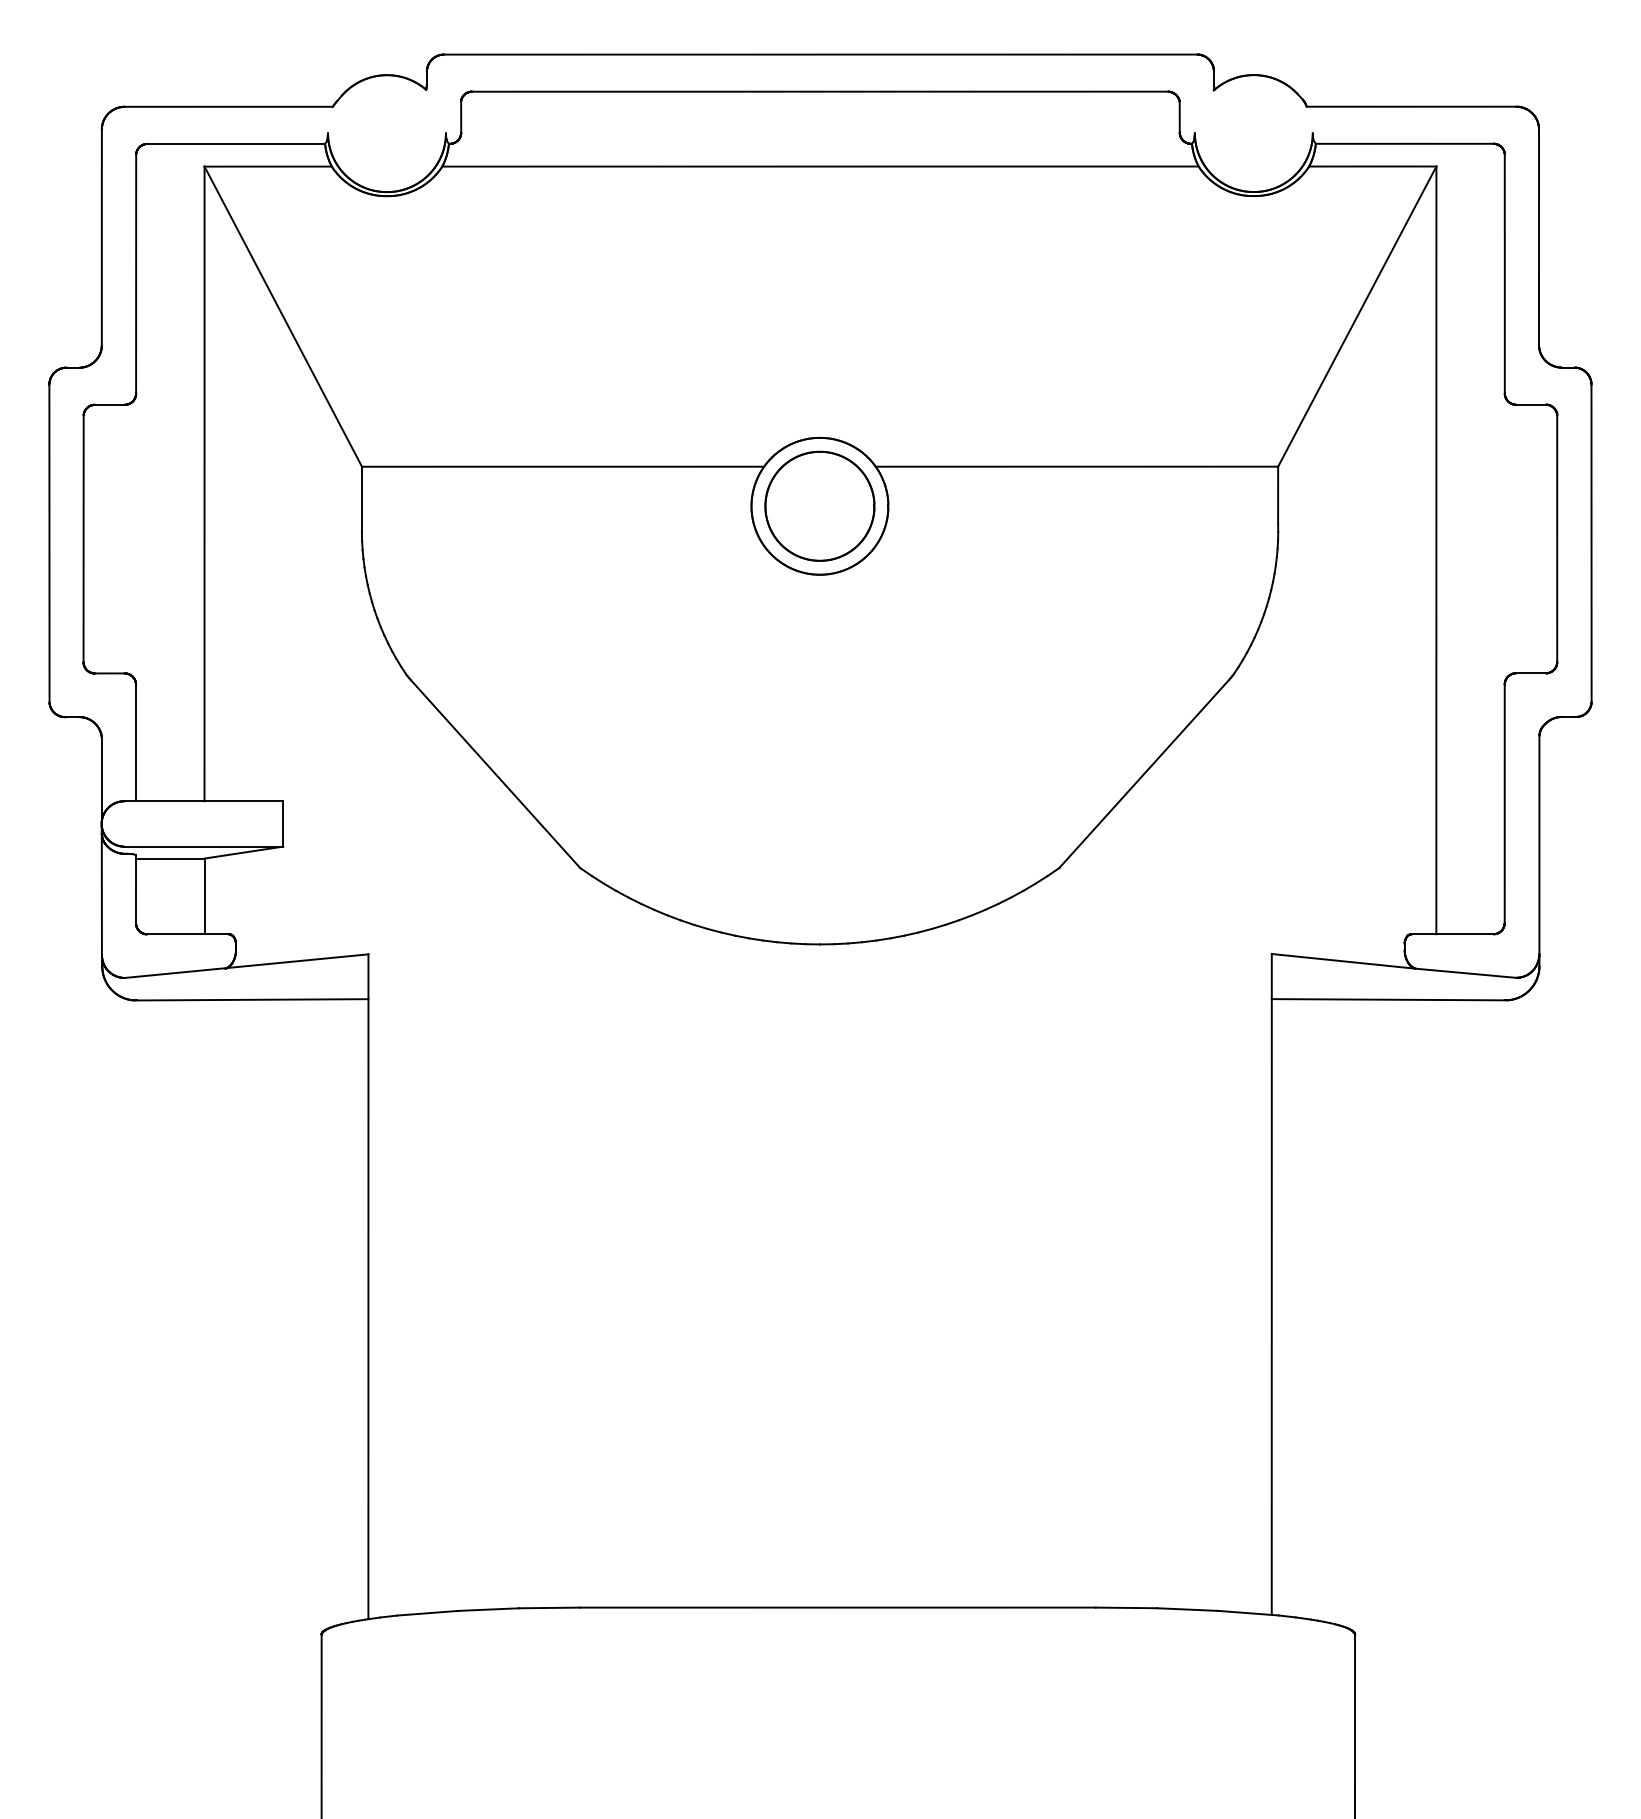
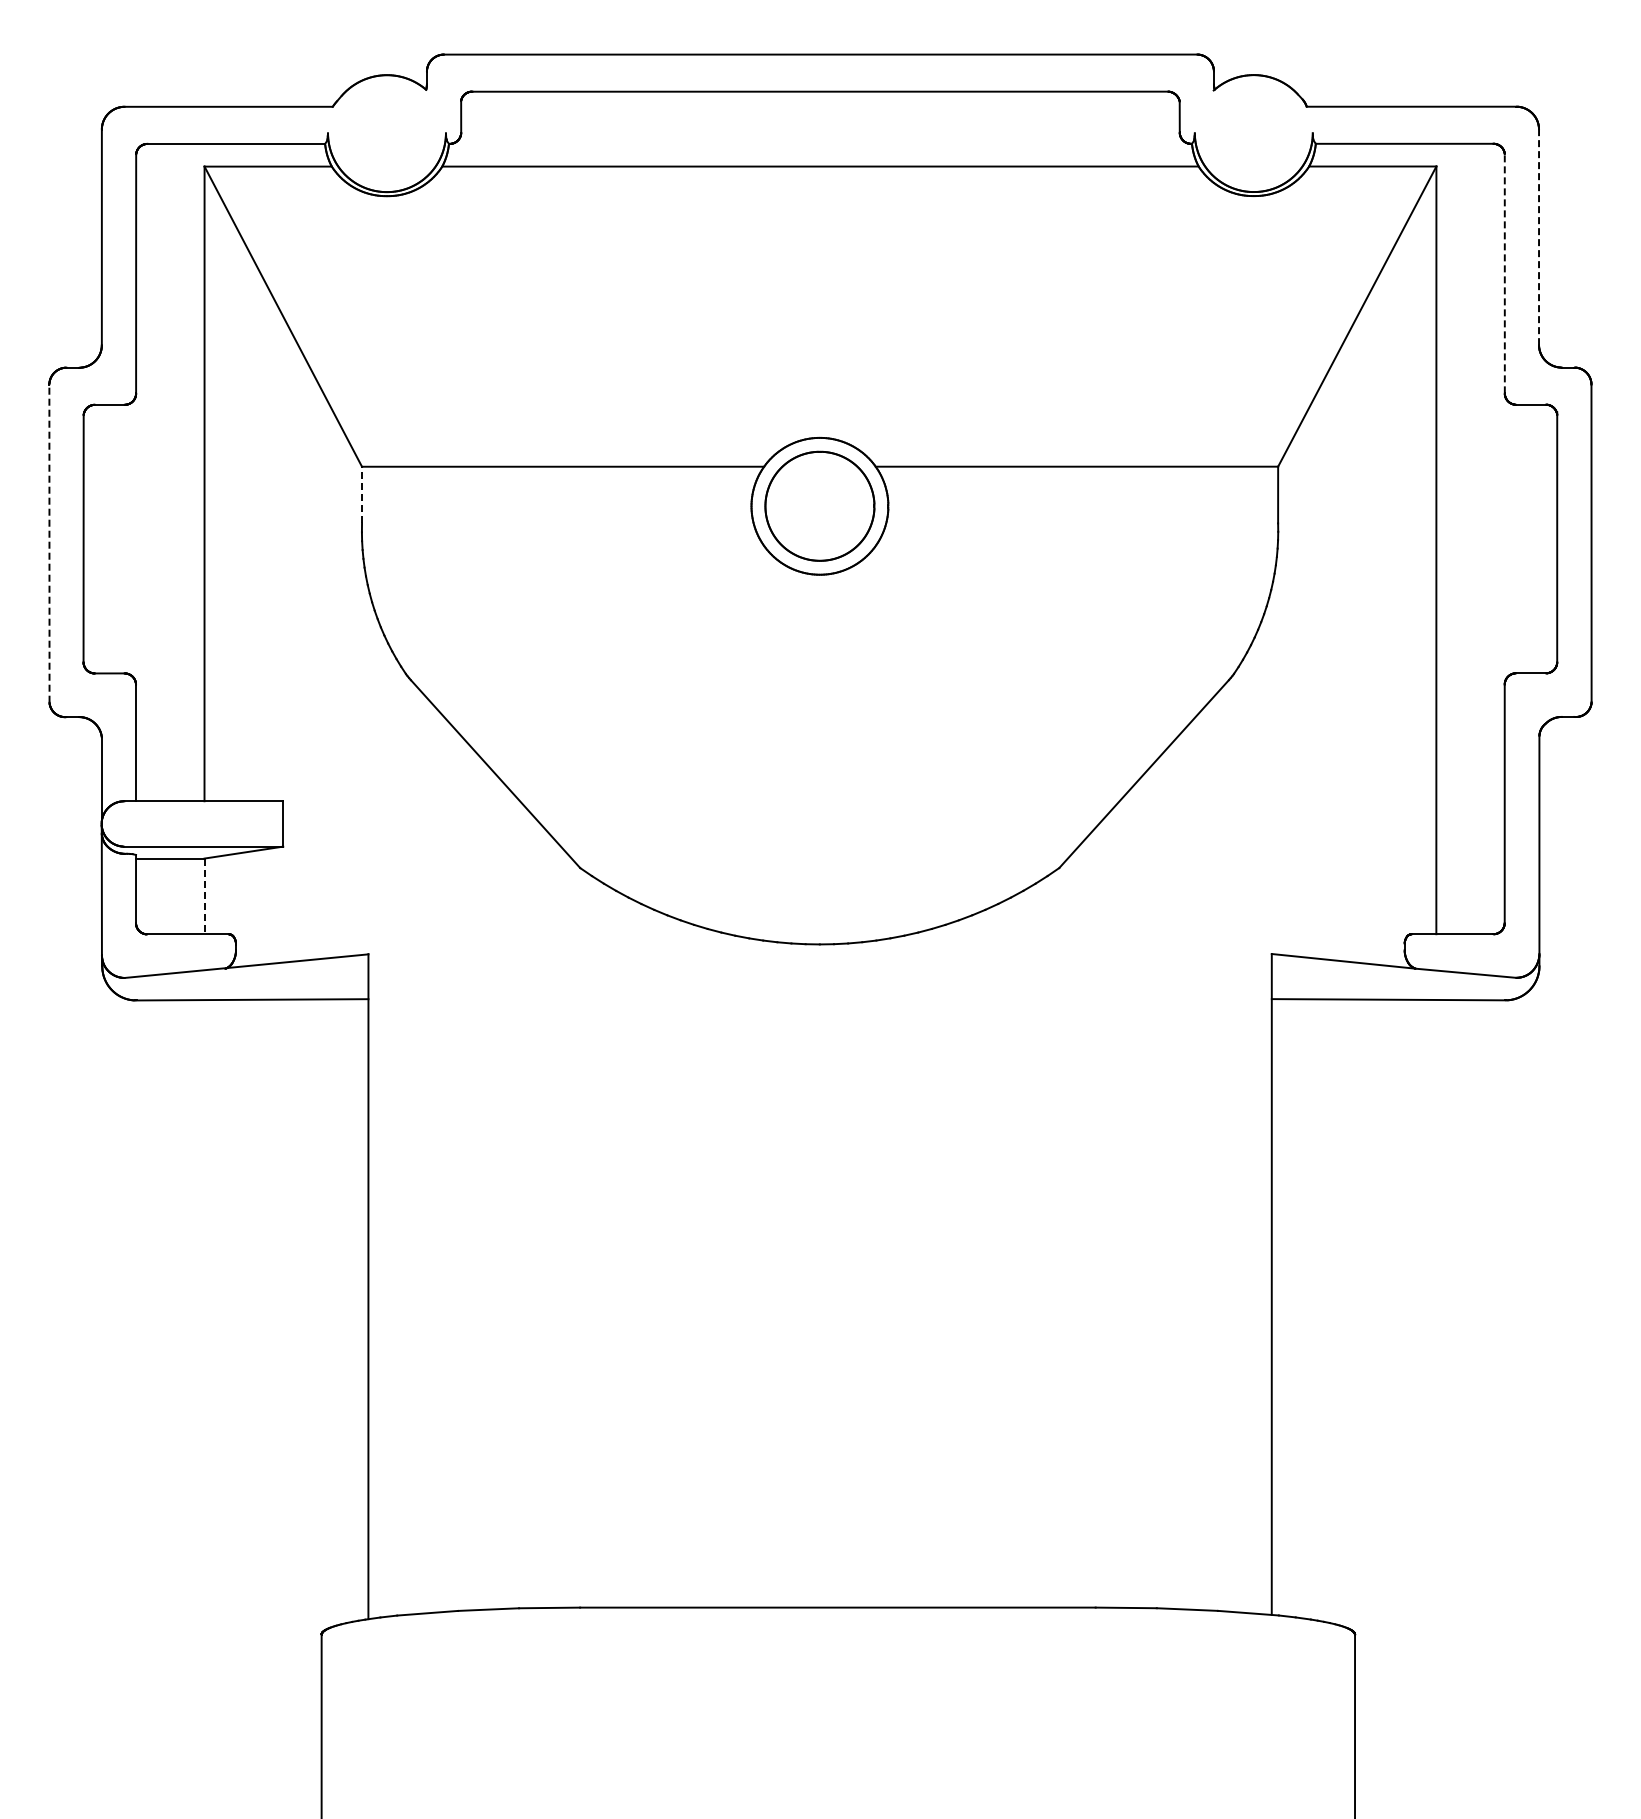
line: solid -> dashed (1539, 237)
line: solid -> dashed (1504, 273)
line: solid -> dashed (362, 494)
line: solid -> dashed (49, 543)
line: solid -> dashed (204, 896)
